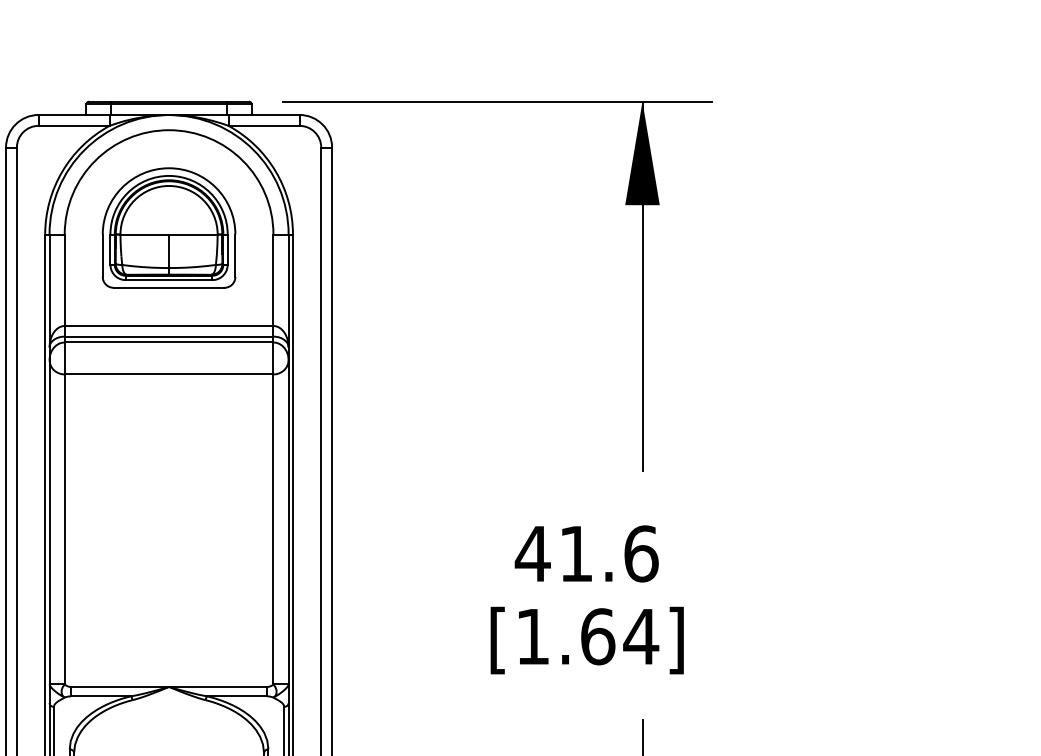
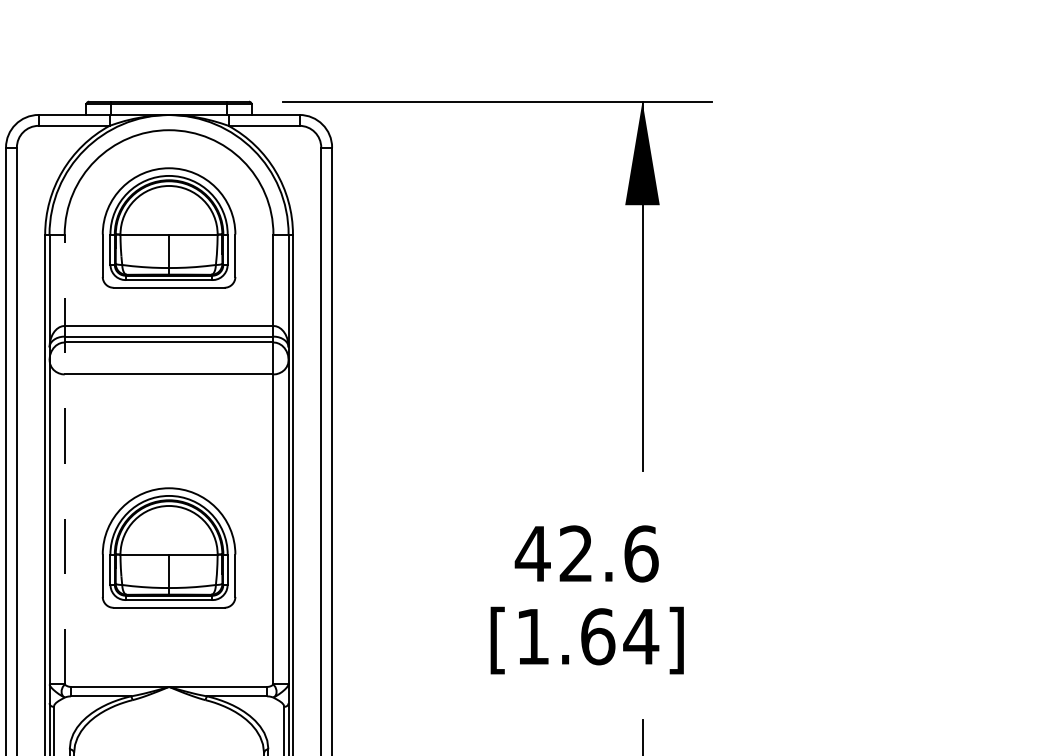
line: solid -> dashed (64, 459)
part: none -> present (168, 547)
text: 41.6 -> 42.6 (575, 553)
